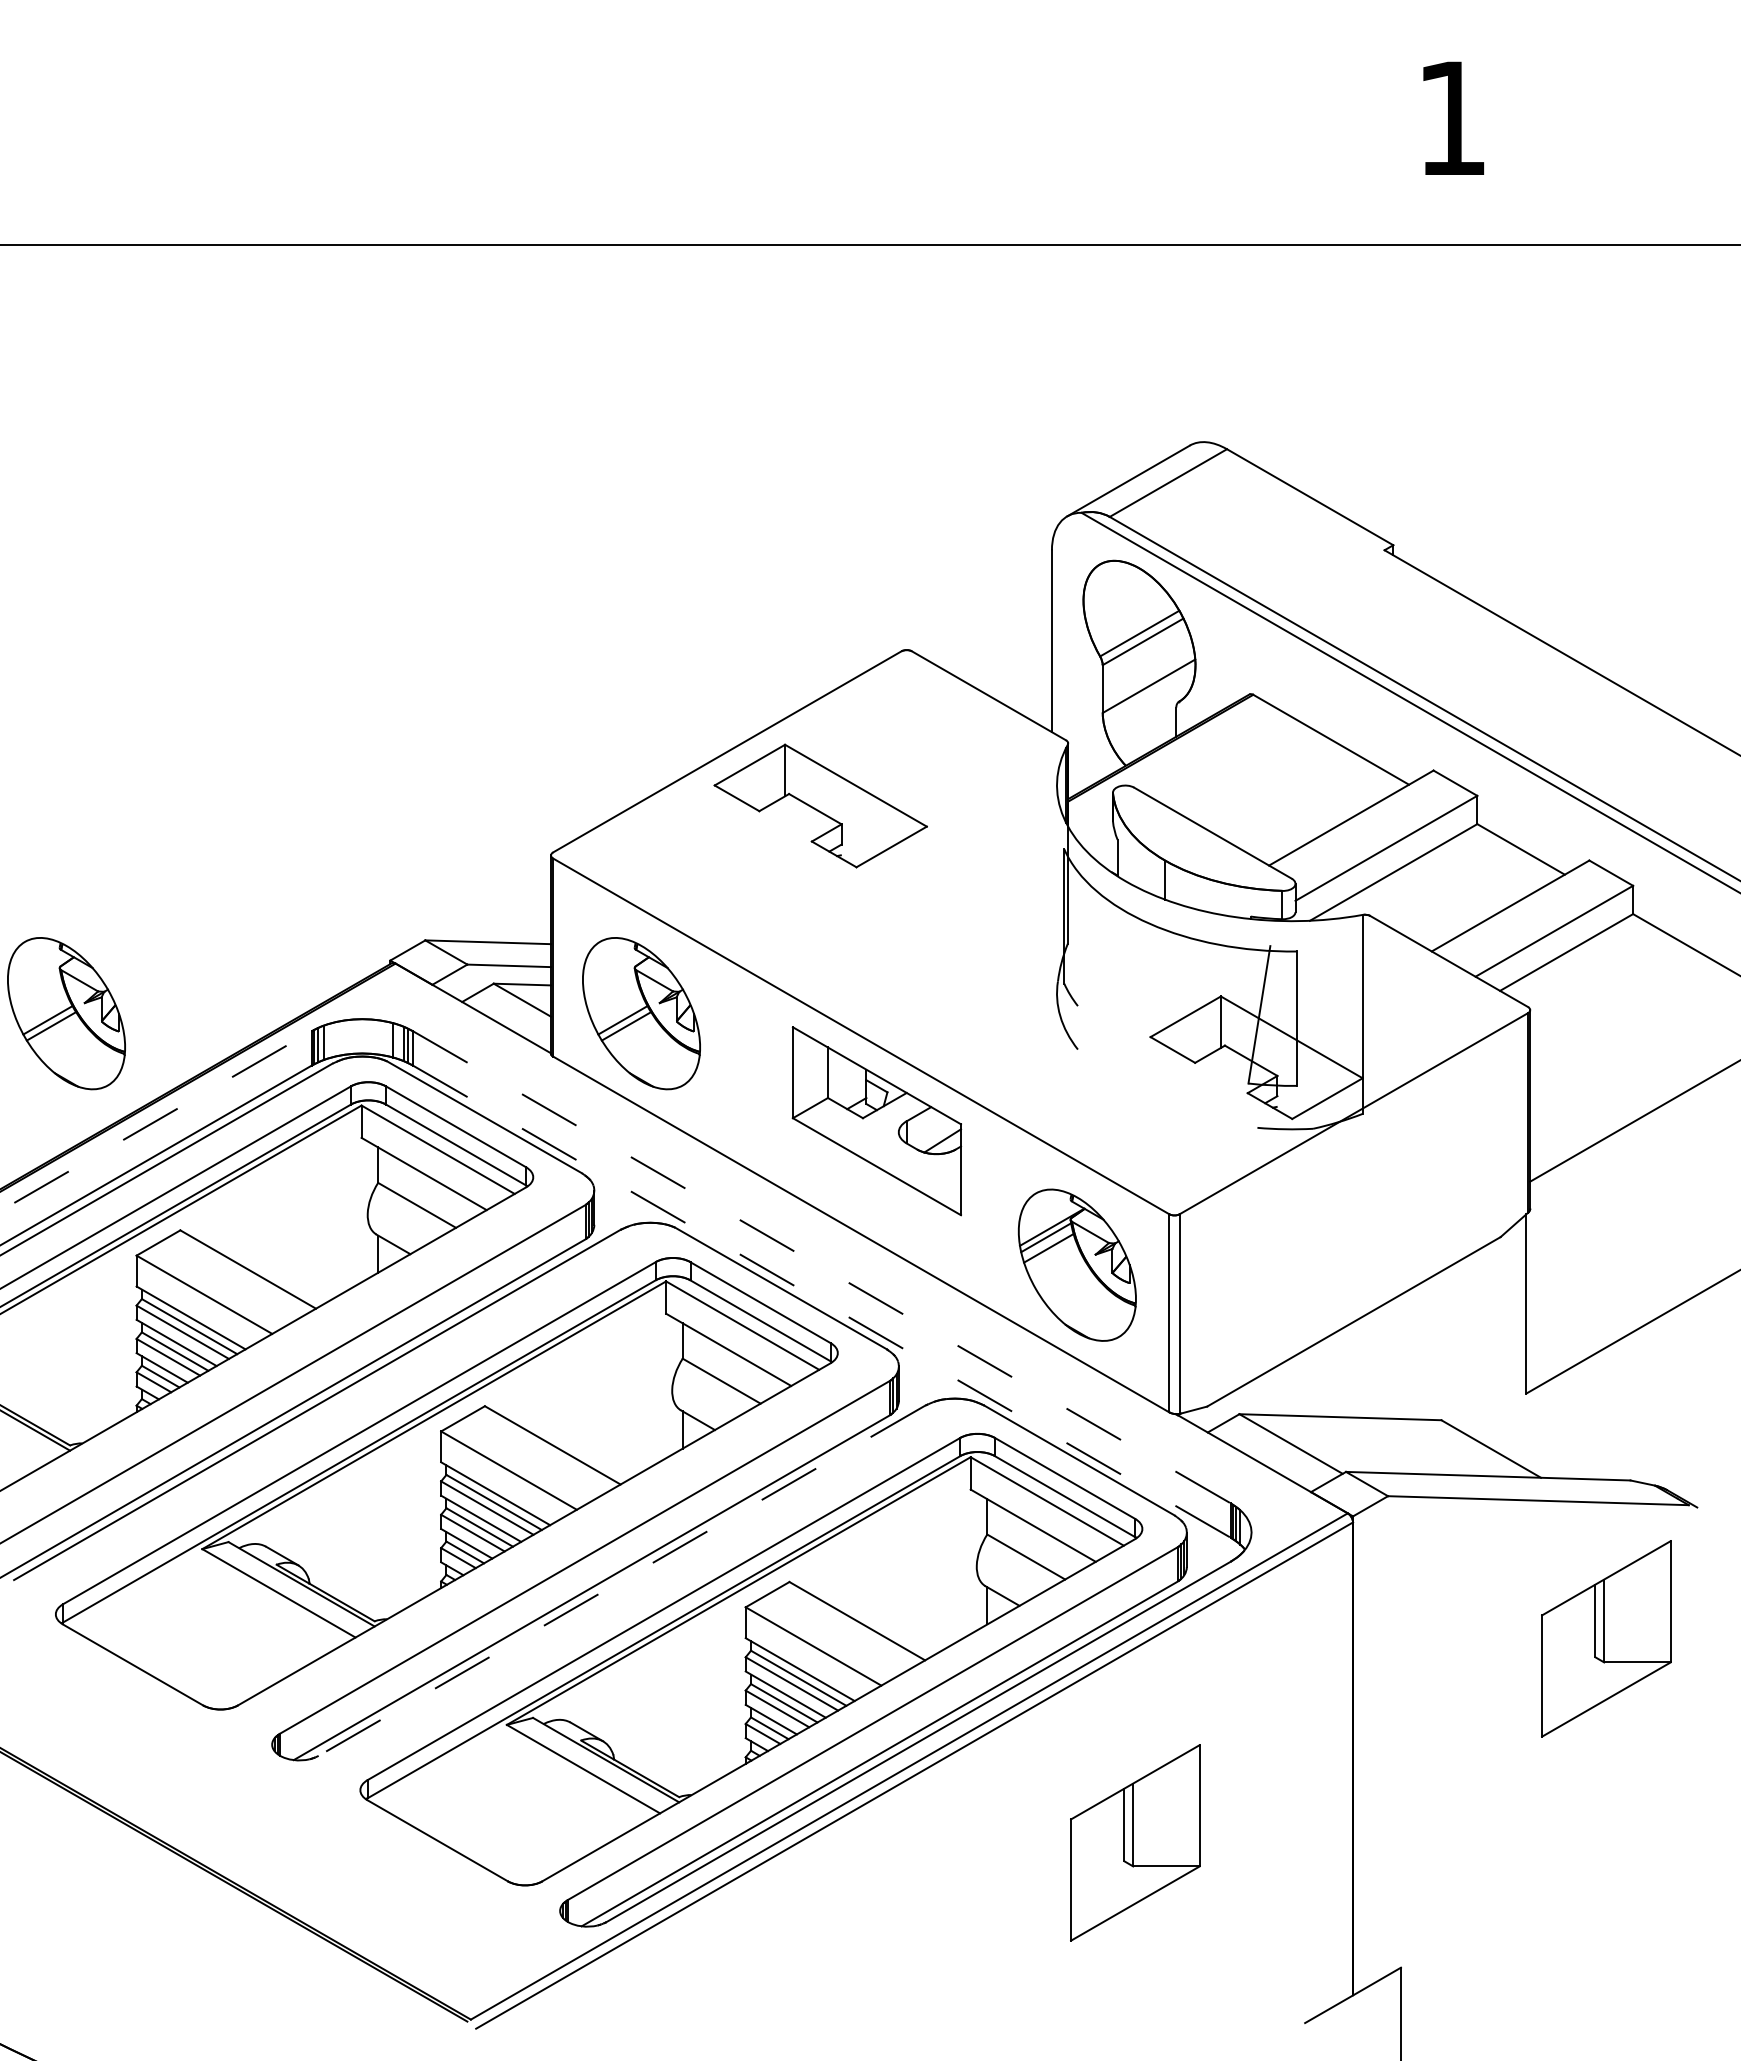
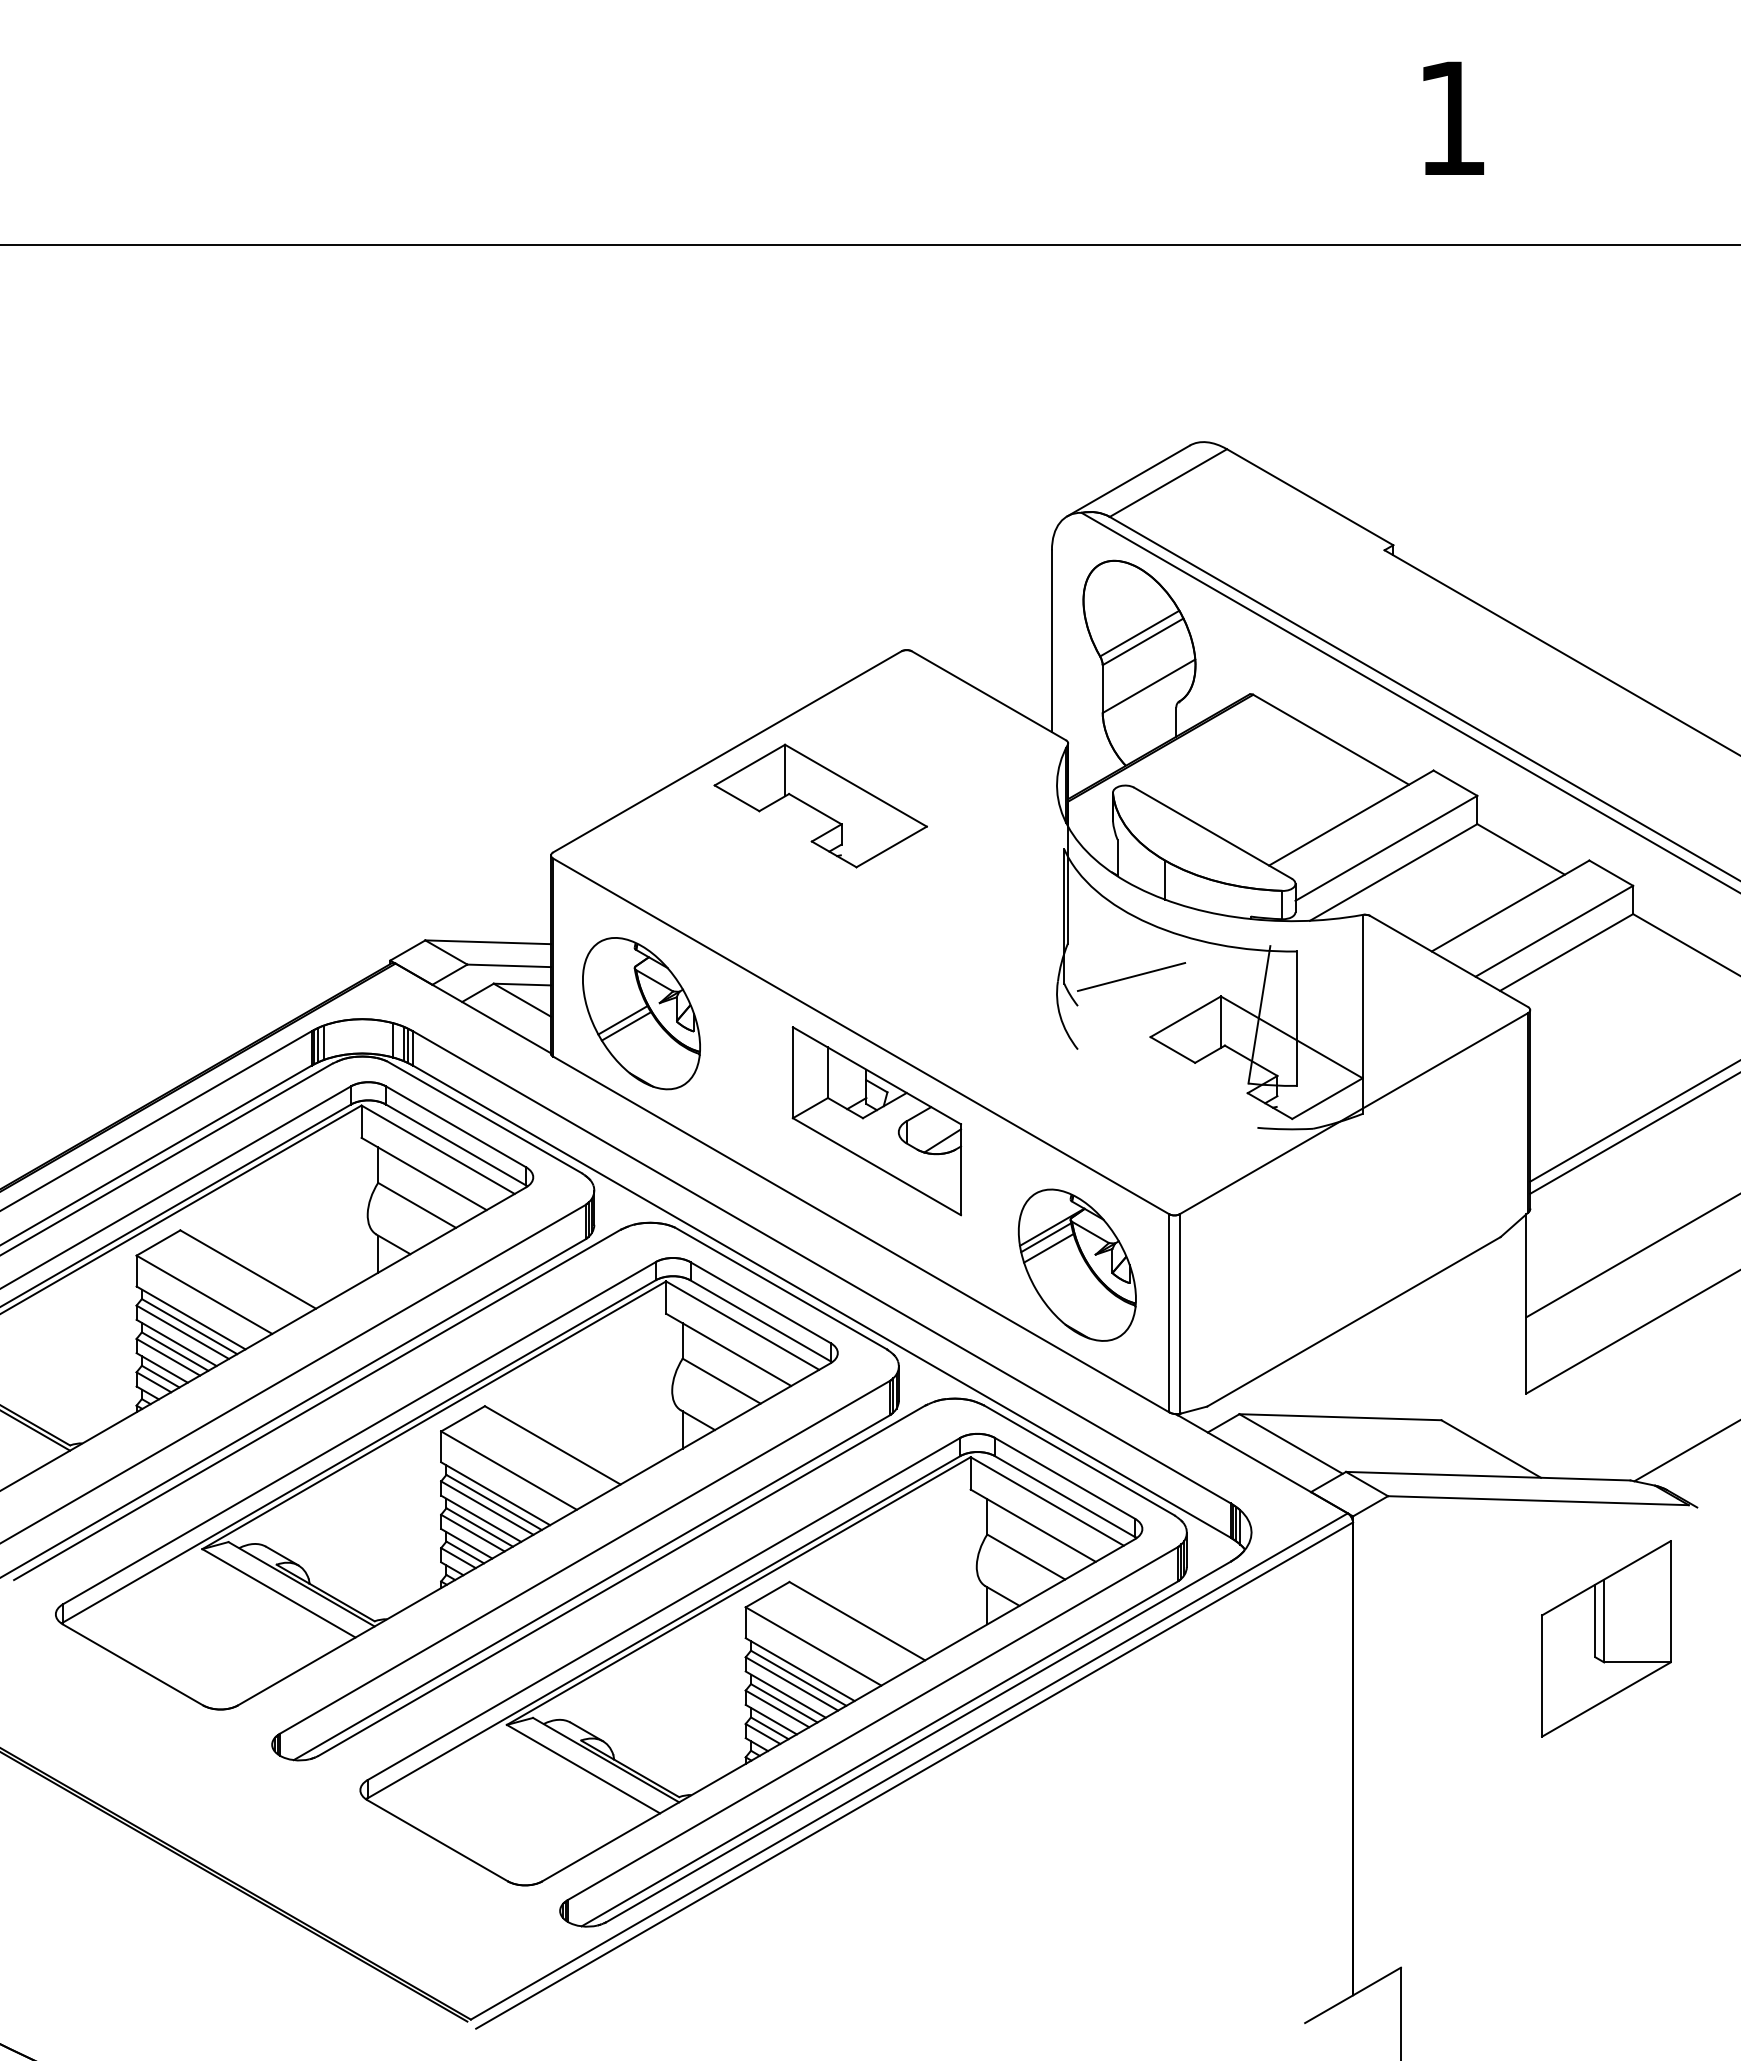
line: none -> present (1131, 977)
part: present -> none (66, 1013)
line: dashed -> solid (155, 1121)
line: none -> present (1633, 1133)
line: none -> present (1631, 1256)
line: dashed -> solid (821, 1267)
line: dashed -> solid (821, 1301)
line: none -> present (1685, 1451)
line: dashed -> solid (621, 1581)
part: present -> none (1135, 1842)
